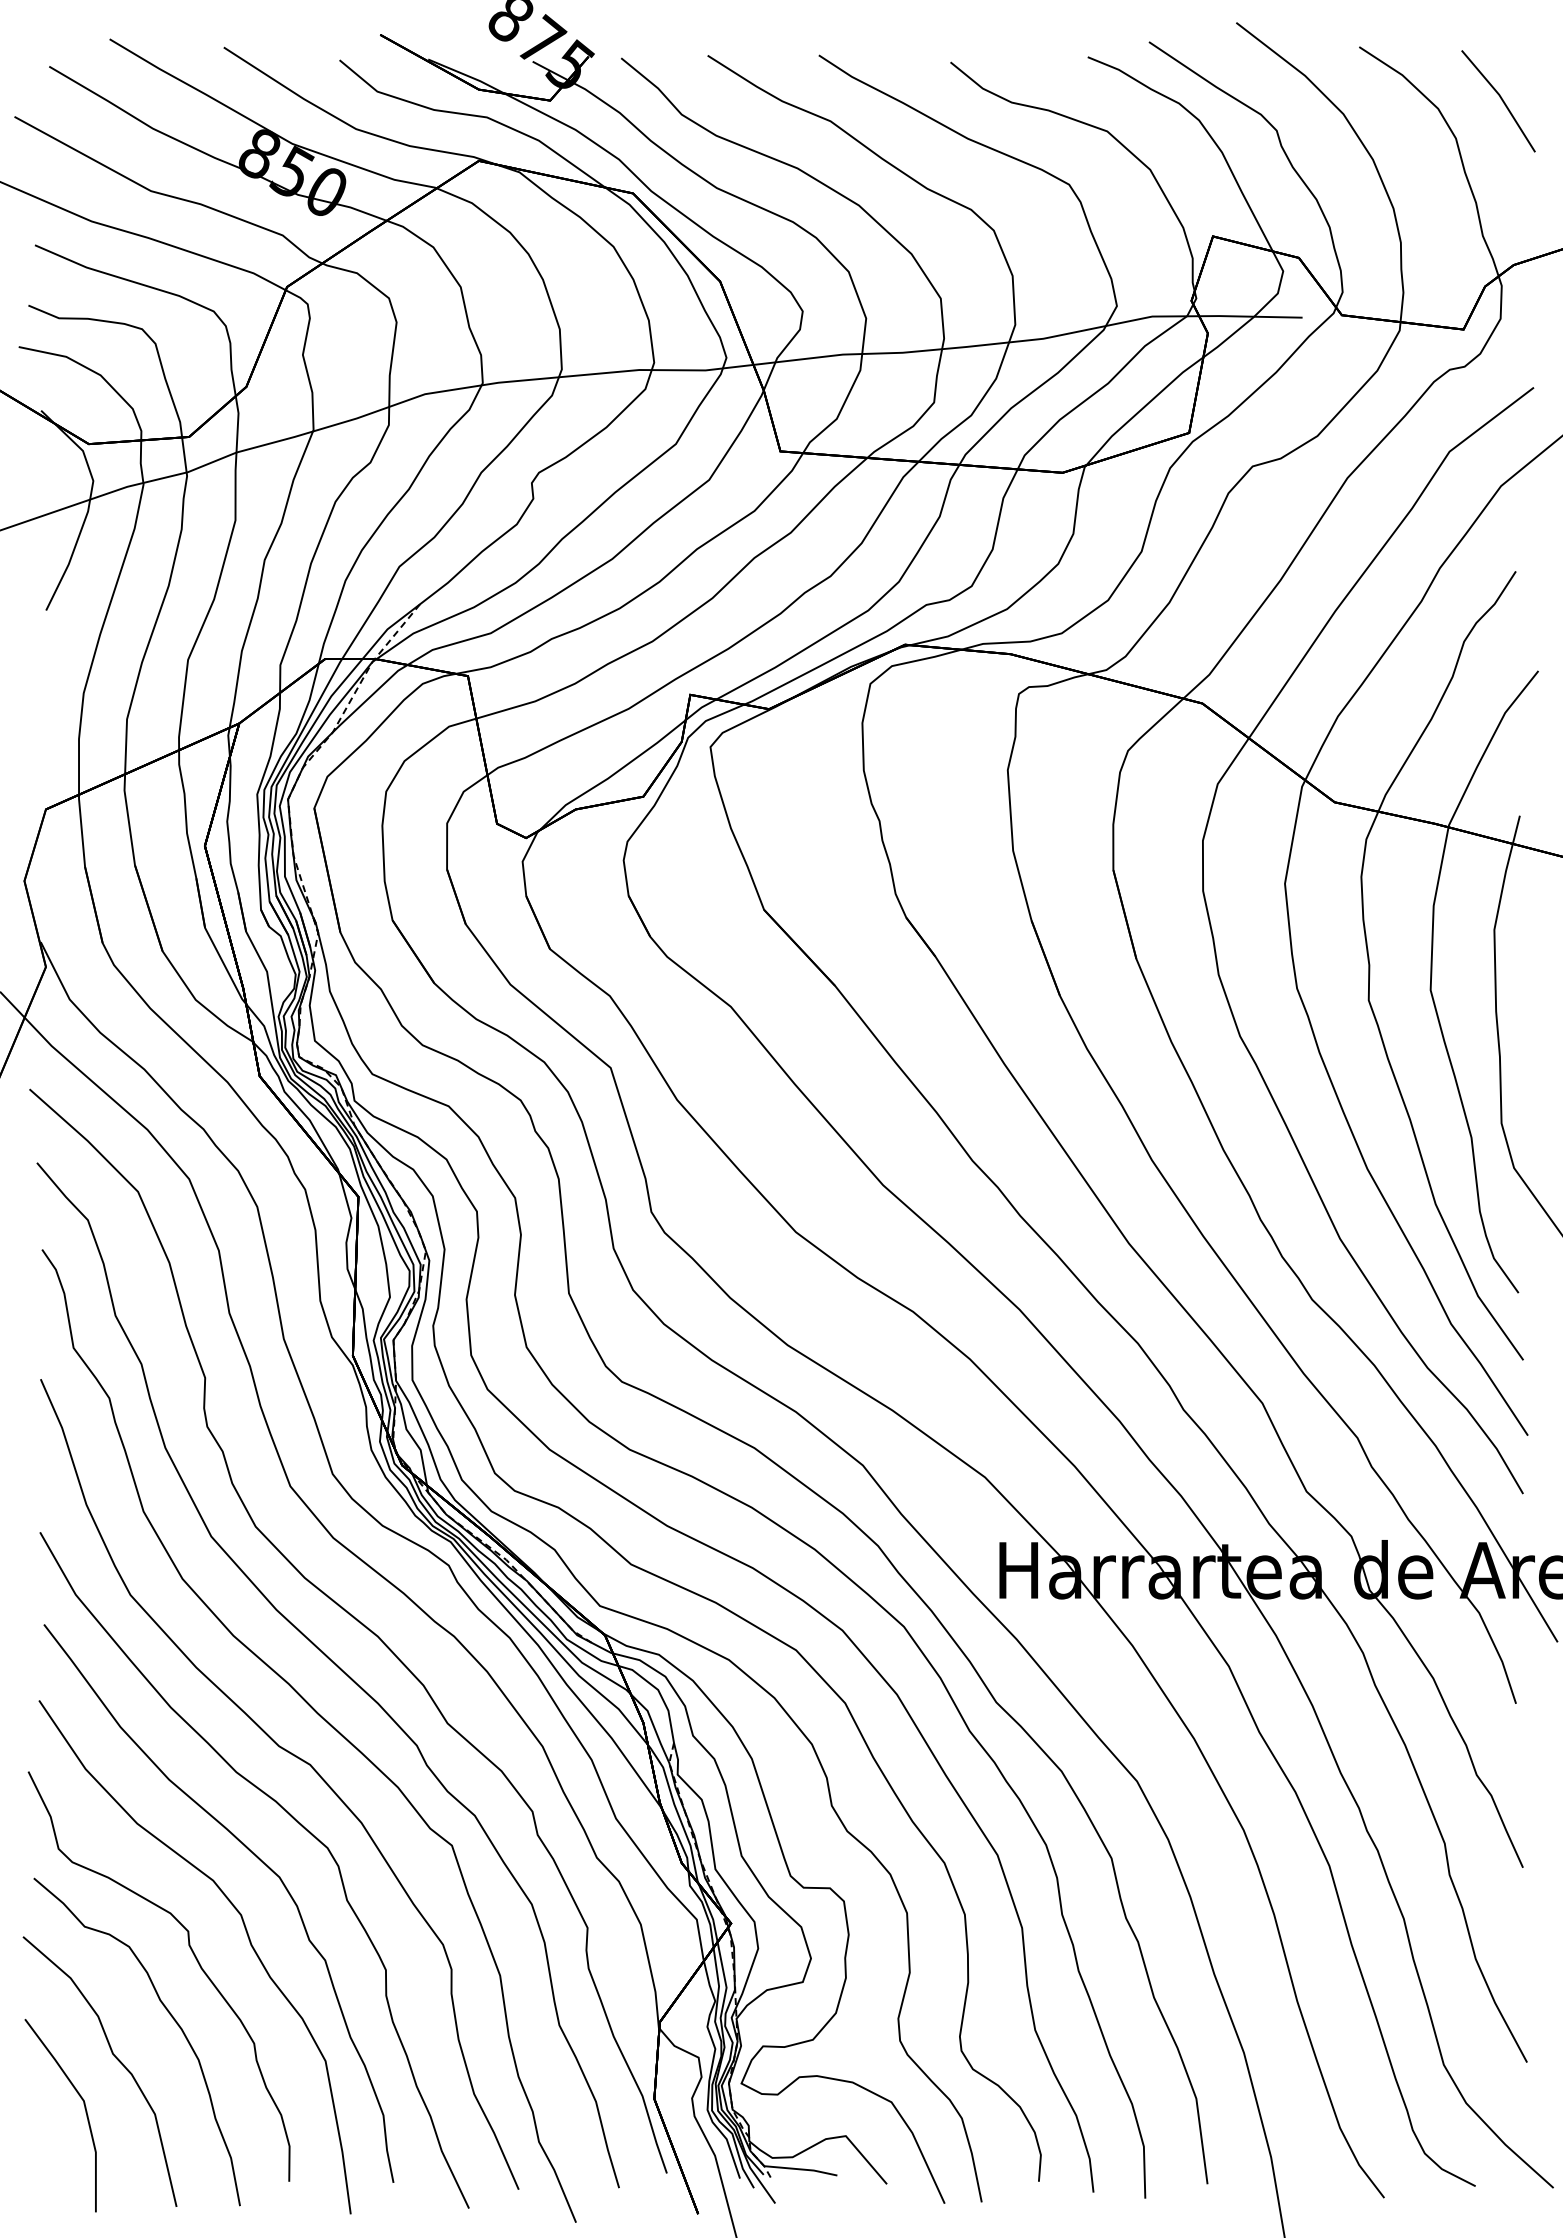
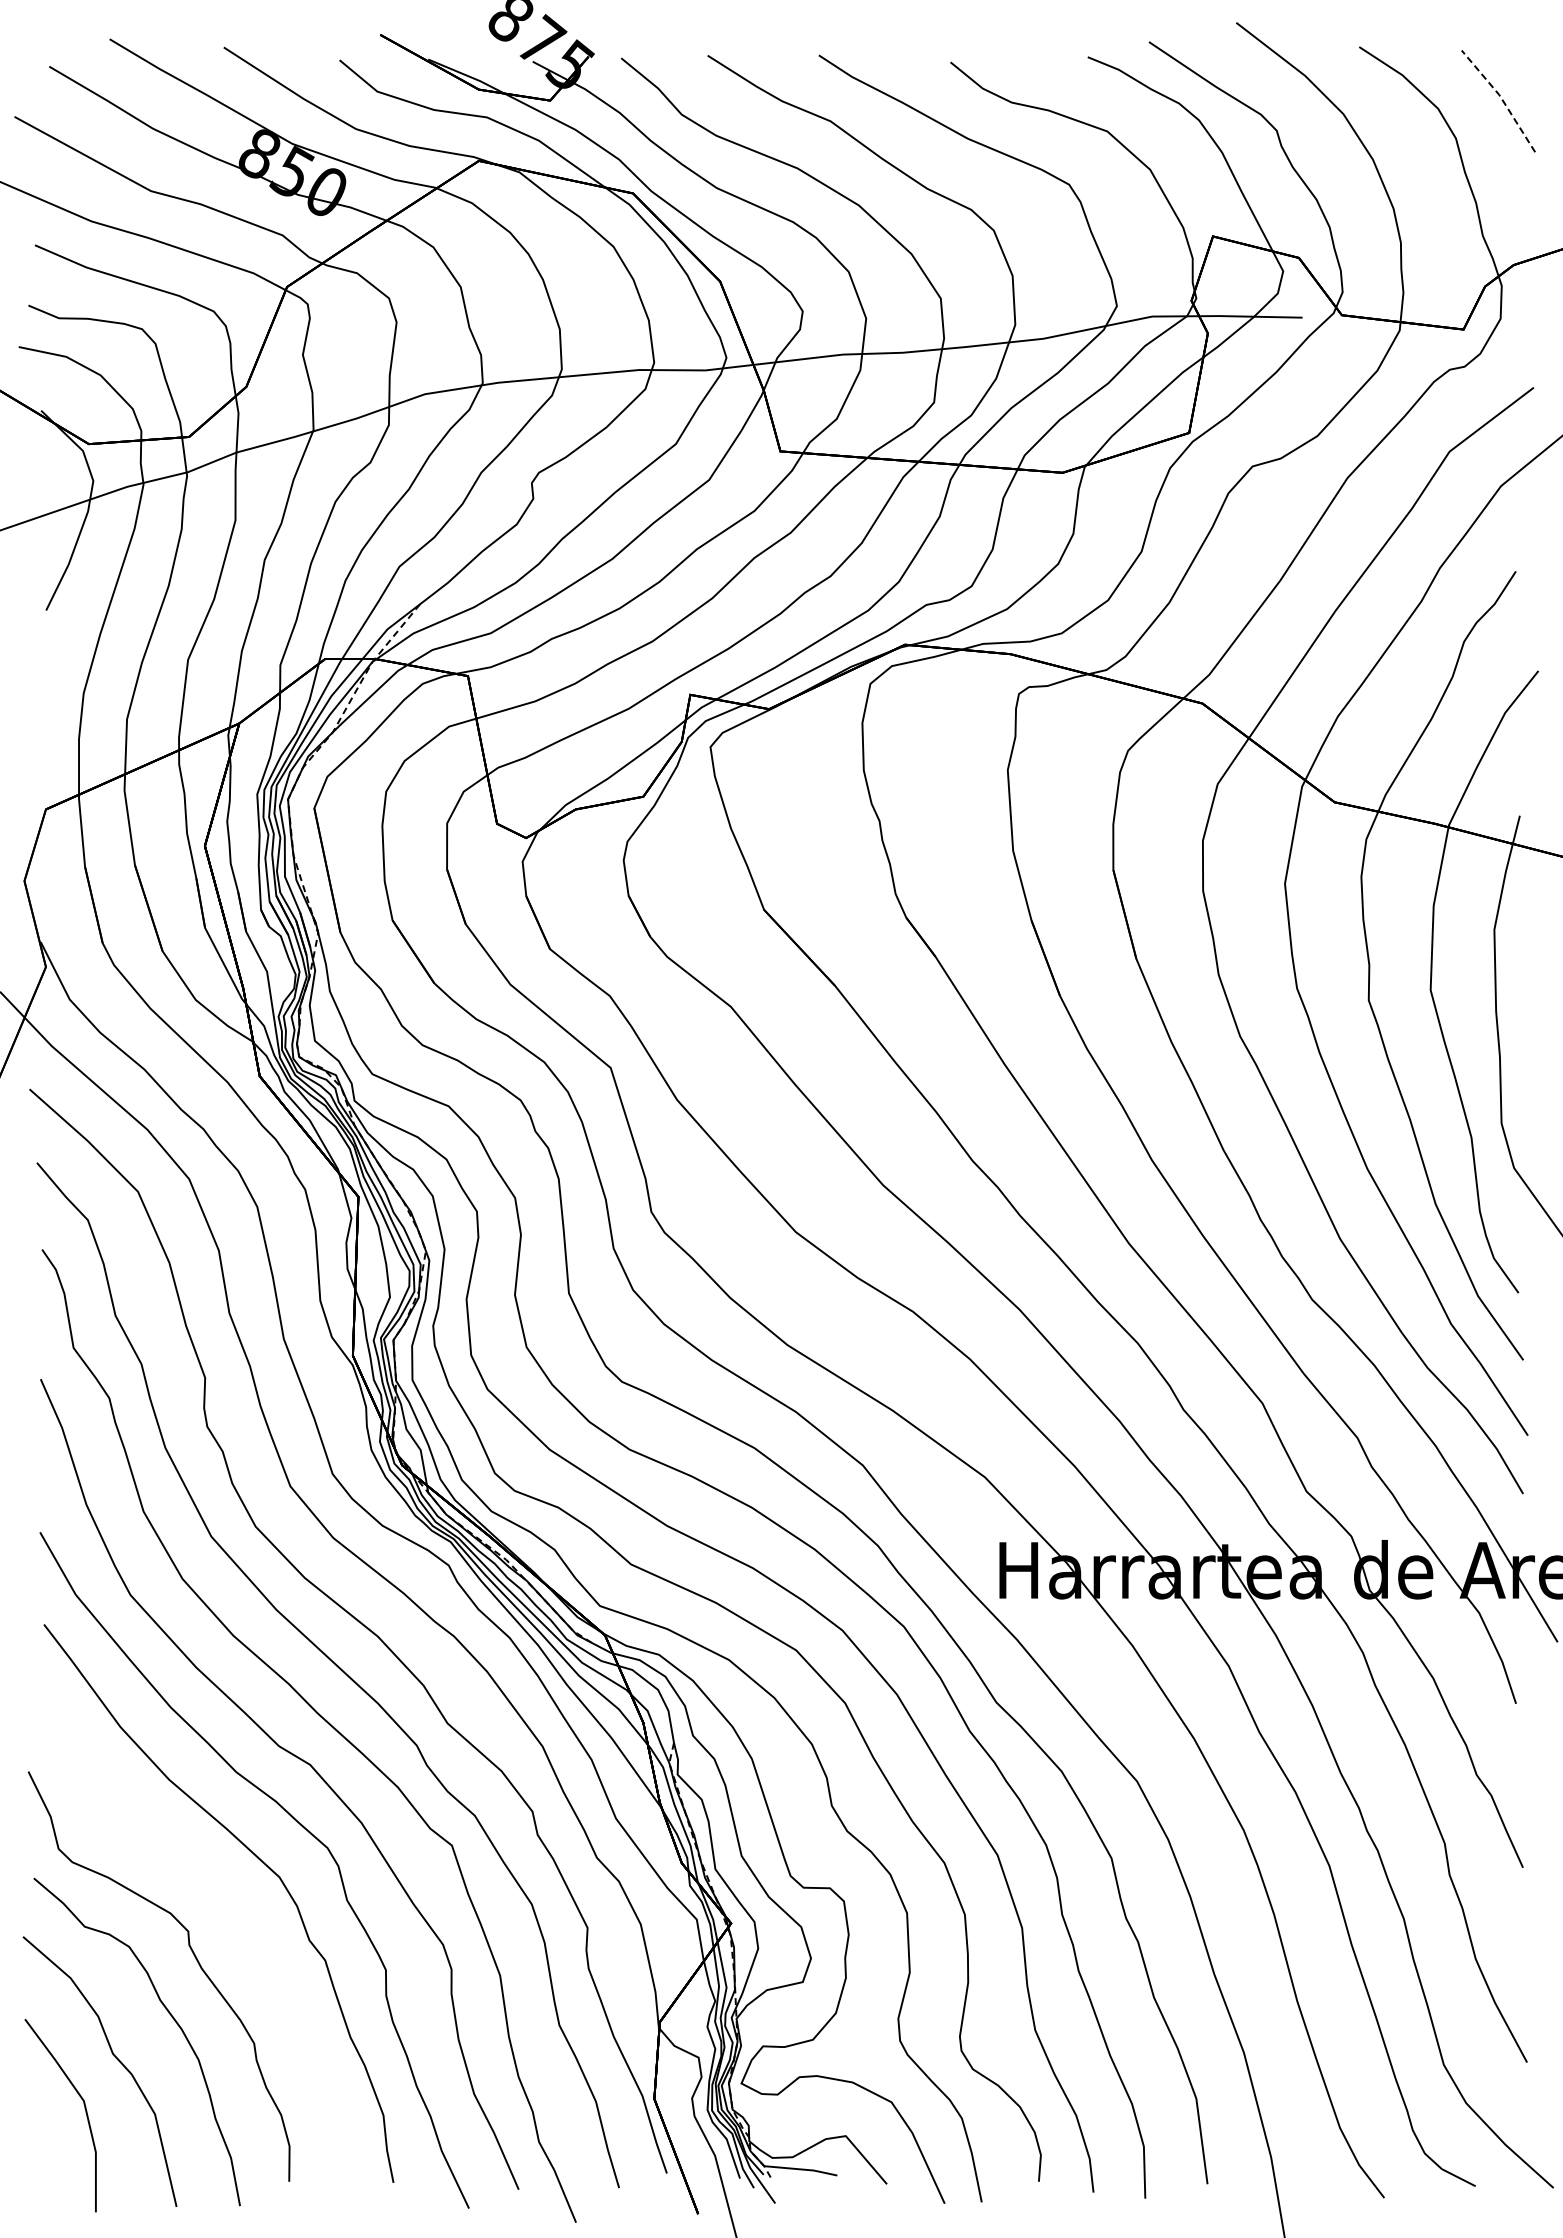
line: solid -> dashed (1501, 98)
curve: present -> none (248, 1940)
